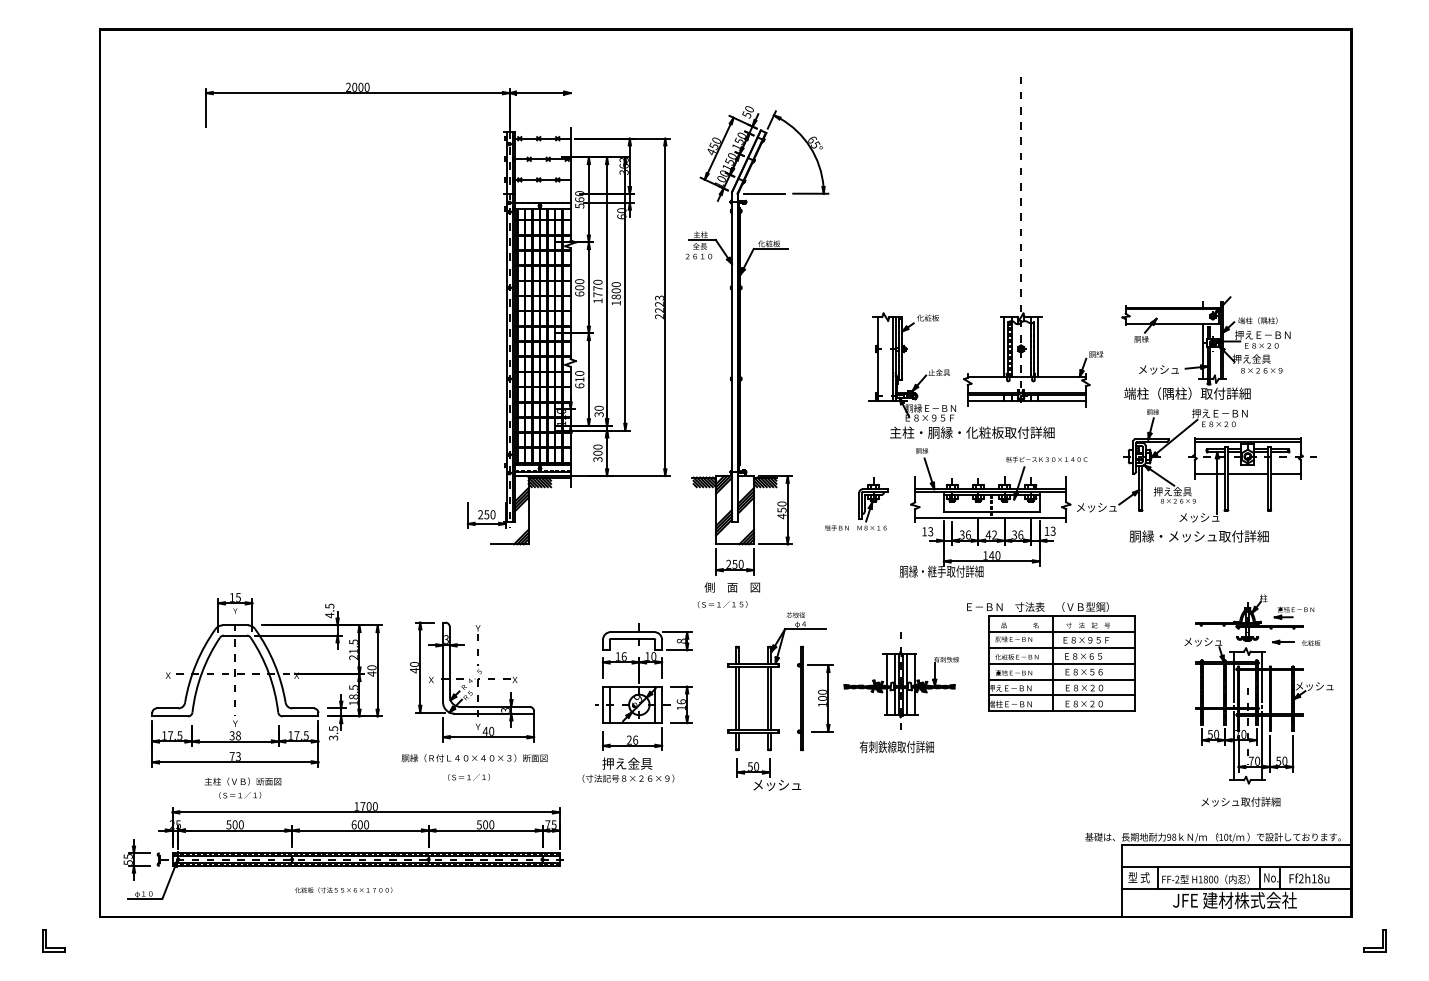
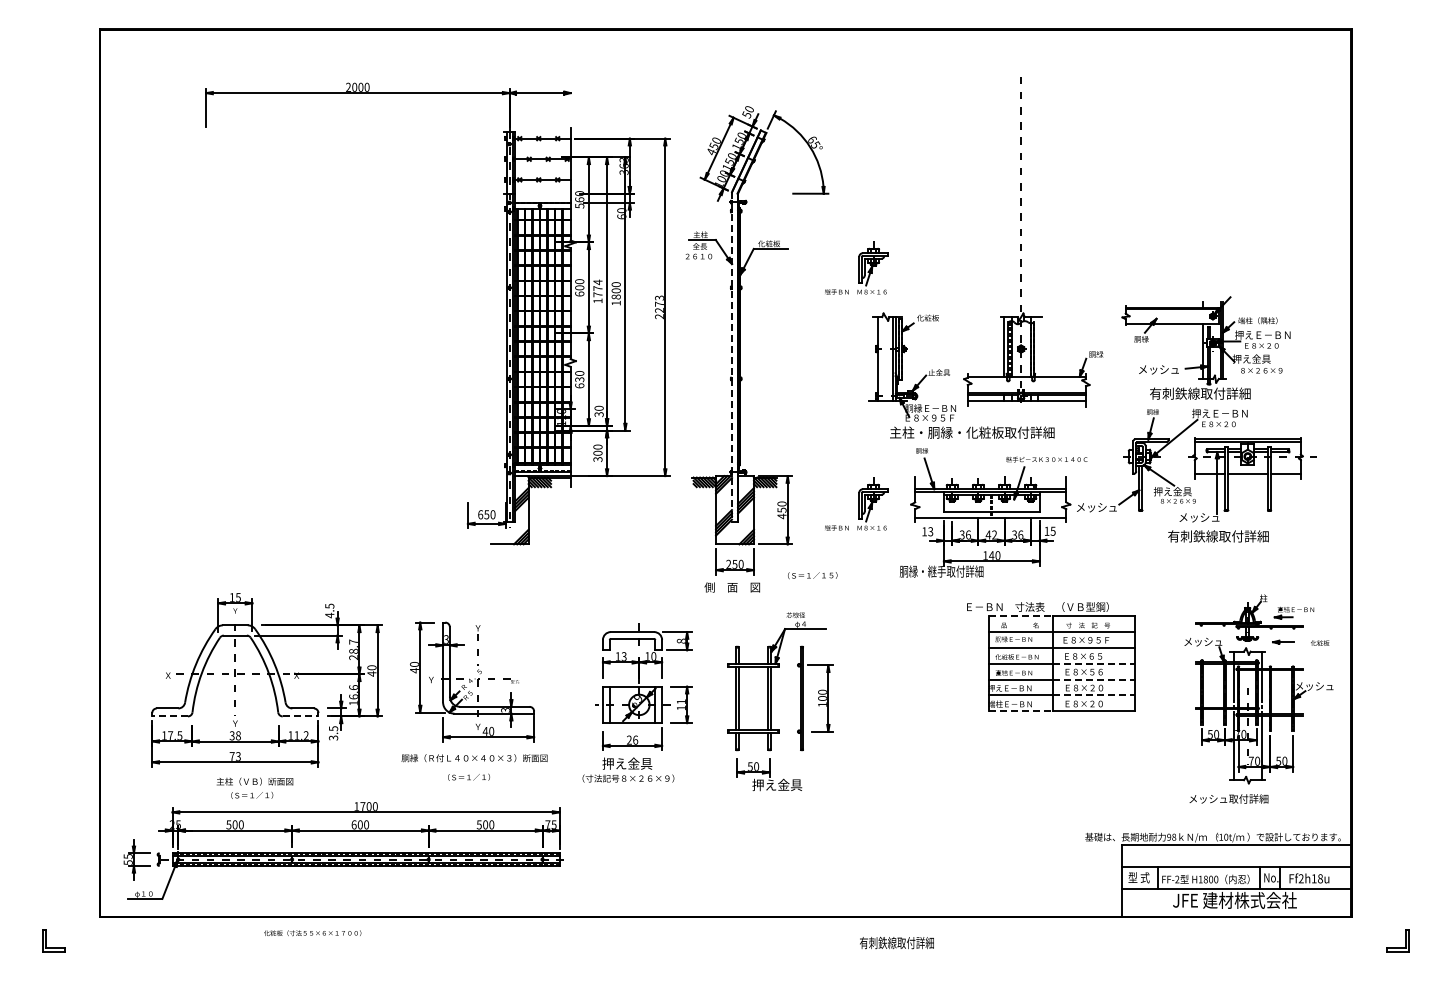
line: present -> none (763, 193)
part: none -> present (856, 267)
text: 1770 -> 1774 (597, 282)
text: 2223 -> 2273 (659, 303)
line: present -> none (1038, 346)
line: solid -> dashed (731, 356)
text: 610 -> 630 (579, 379)
text: 端柱（隅柱）取付詳細 -> 有刺鉄線取付詳細 (1161, 393)
text: 250 -> 650 (480, 514)
text: 13 -> 15 (1053, 530)
text: 胴縁・メッシュ取付詳細 -> 有刺鉄線取付詳細 (1173, 536)
text position: (722, 604) -> (812, 575) (812, 575)
line: solid -> dashed (1020, 615)
text position: (1311, 642) -> (1320, 642) (1320, 642)
text: 21.5 -> 28.7 (353, 646)
text: 16 -> 13 (623, 656)
line: solid -> dashed (1094, 663)
line: solid -> dashed (1094, 679)
text: Ｘ -> Ｙ (431, 680)
text: Ｘ -> 型 式 (515, 680)
part: present -> none (900, 680)
text: 18.5 -> 16.6 (353, 692)
line: solid -> dashed (1094, 695)
text: 16 -> 11 (680, 701)
line: solid -> dashed (1020, 711)
line: solid -> dashed (170, 716)
line: solid -> dashed (300, 716)
text: 17.5 -> 11.2 (301, 735)
text position: (896, 746) -> (896, 942) (896, 942)
text: メッシュ -> 押え金具 (777, 784)
text position: (242, 787) -> (254, 787) (254, 787)
text position: (1240, 801) -> (1228, 798) (1228, 798)
text position: (343, 890) -> (312, 933) (312, 933)
part position: (1374, 947) -> (1397, 947) (1397, 947)
